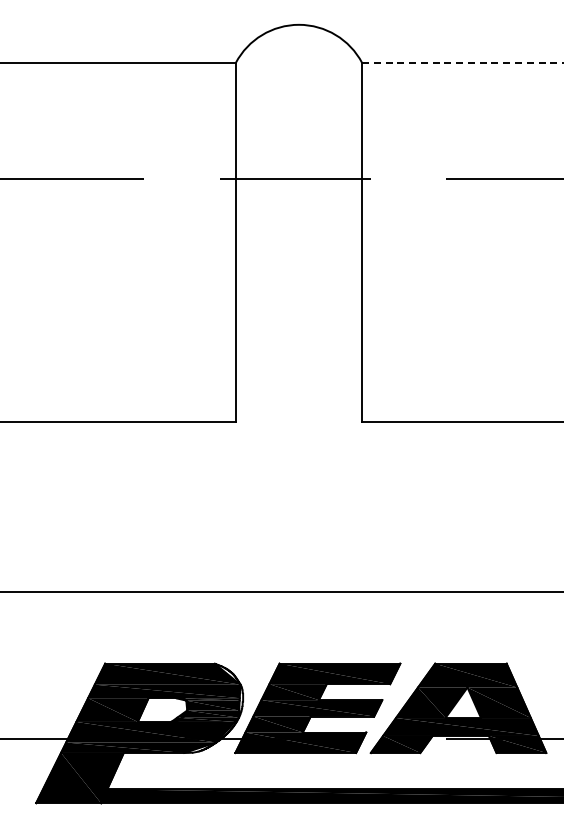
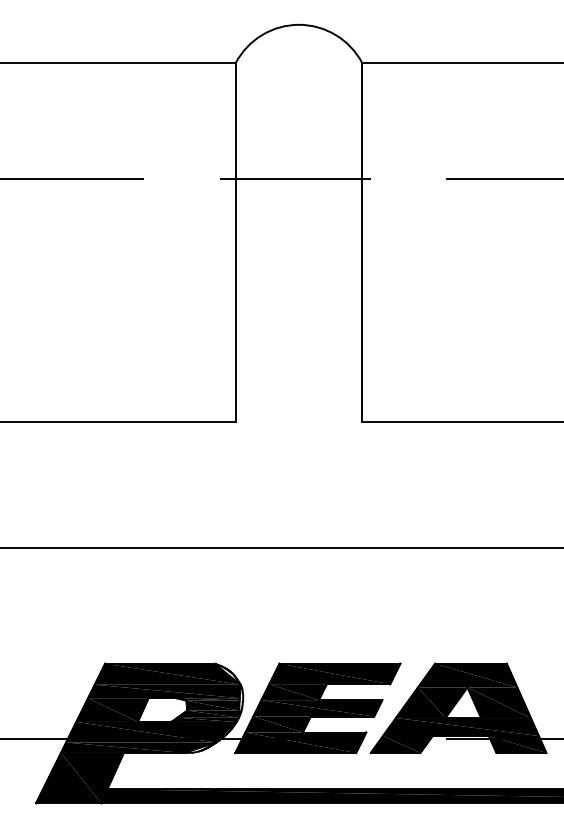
line: dashed -> solid (462, 62)
line position: (281, 592) -> (281, 548) (281, 548)
